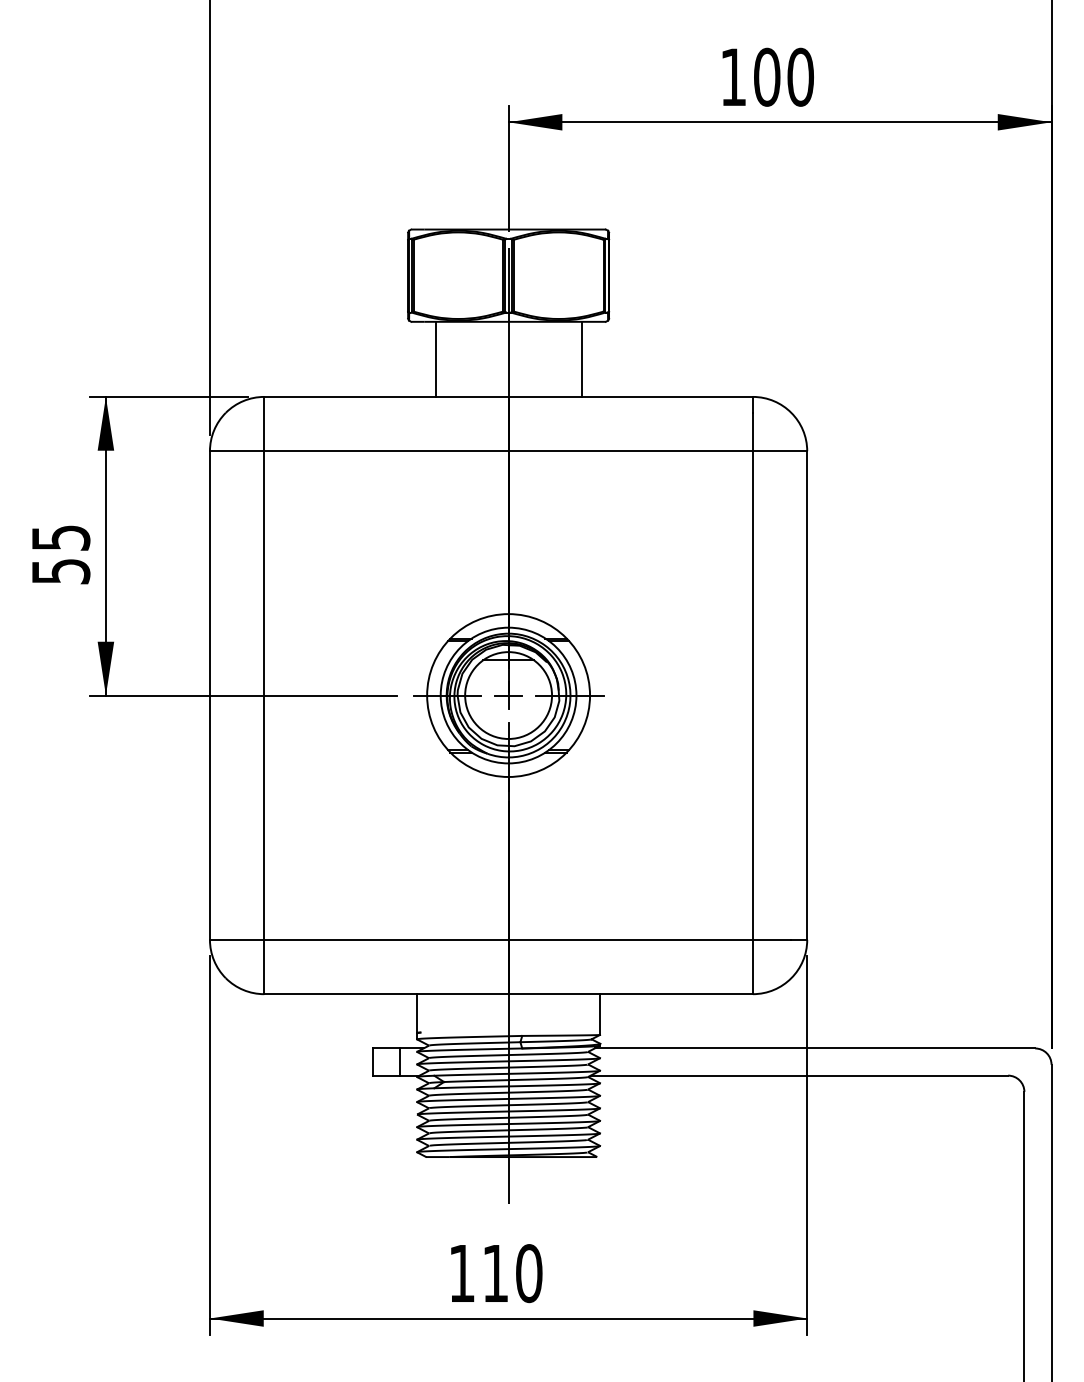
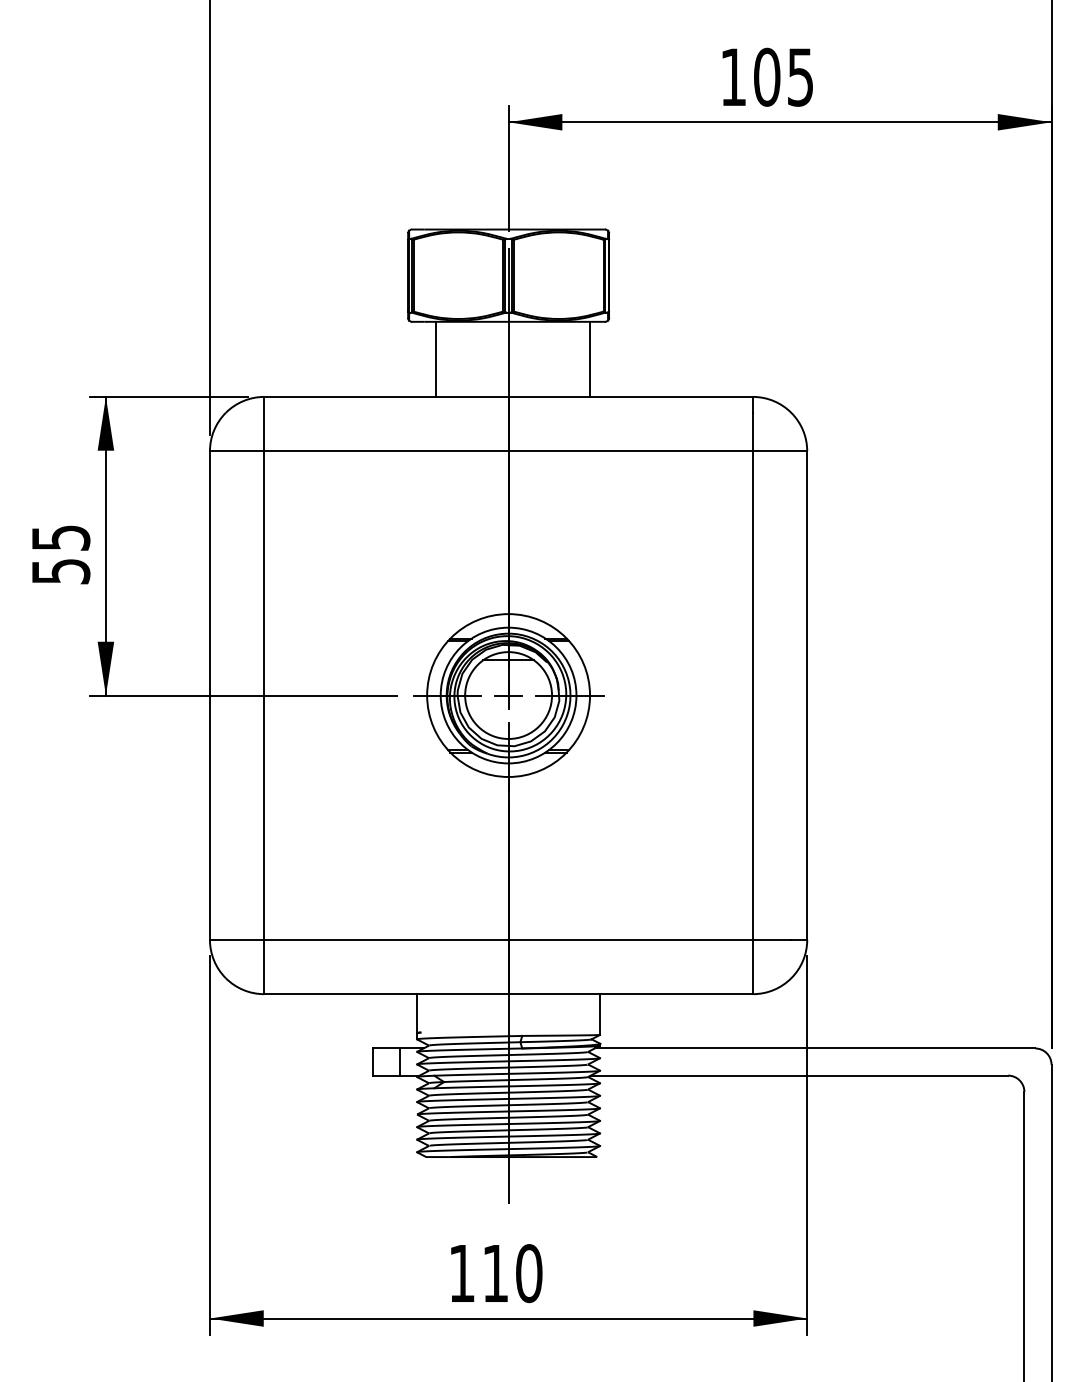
text: 100 -> 105 (800, 76)
line position: (581, 358) -> (589, 358) (589, 358)
